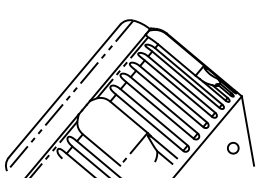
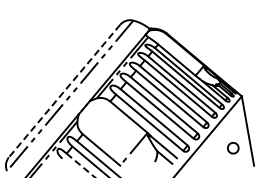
line: solid -> dashed (64, 91)
line: solid -> dashed (81, 165)
